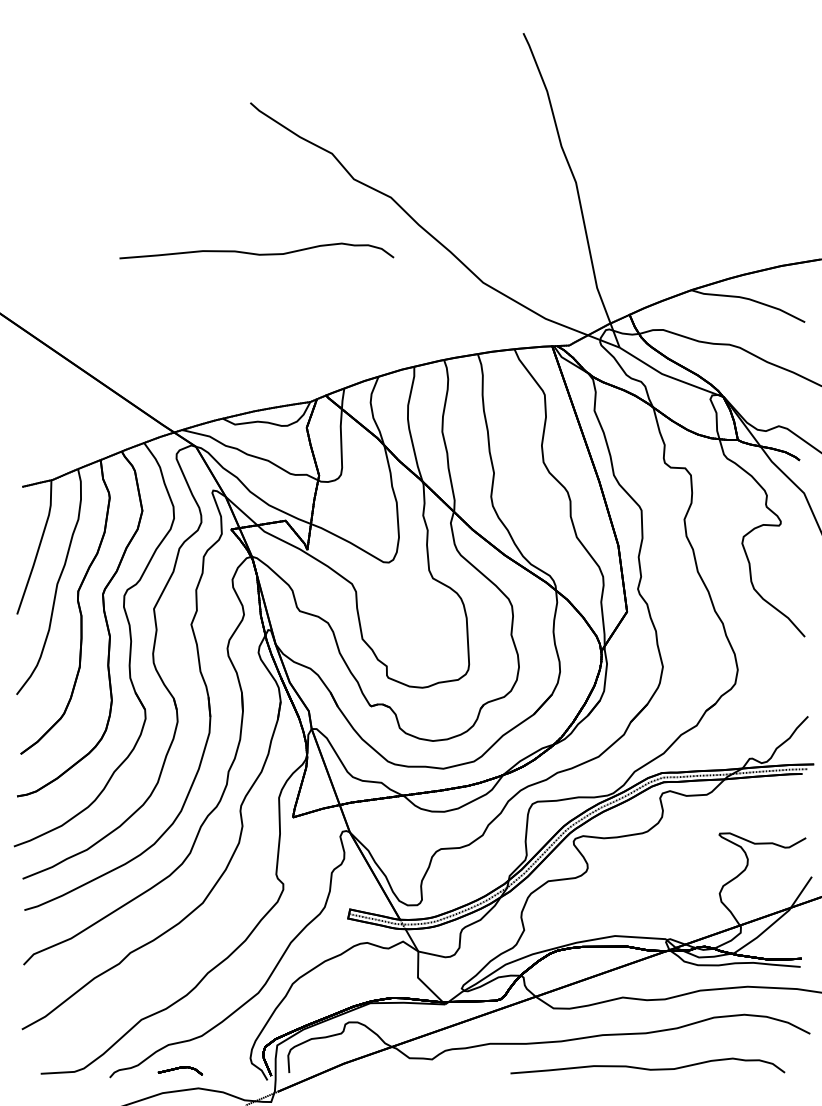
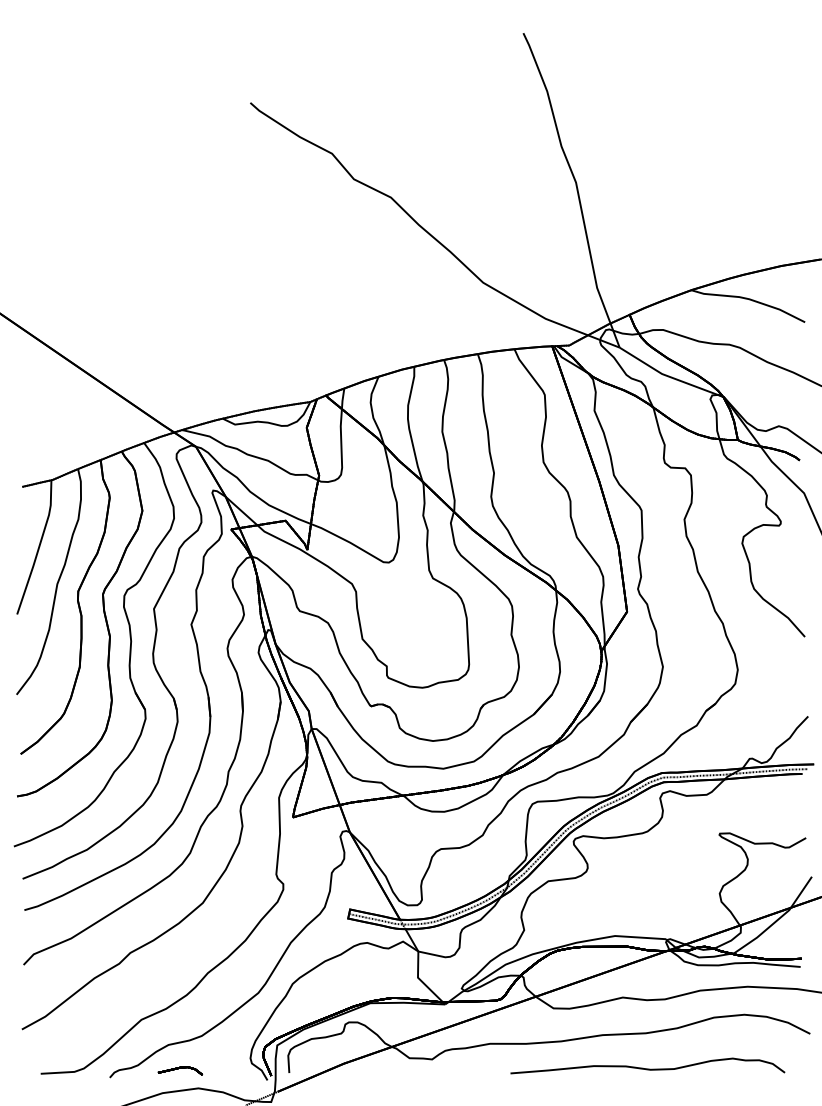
curve: present -> none (256, 253)
